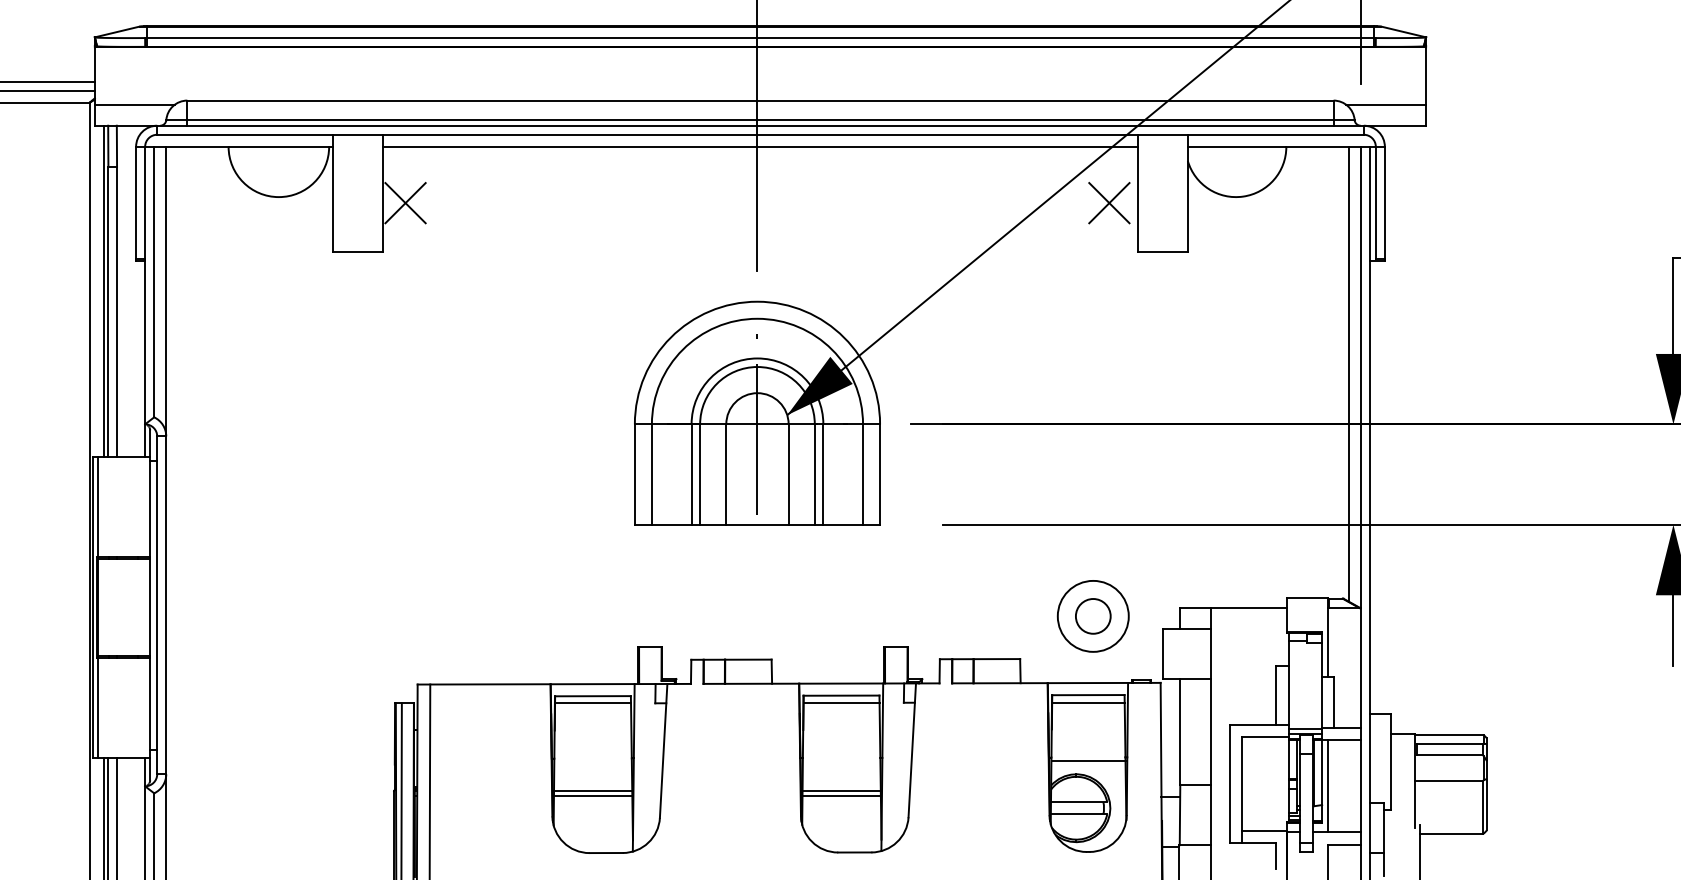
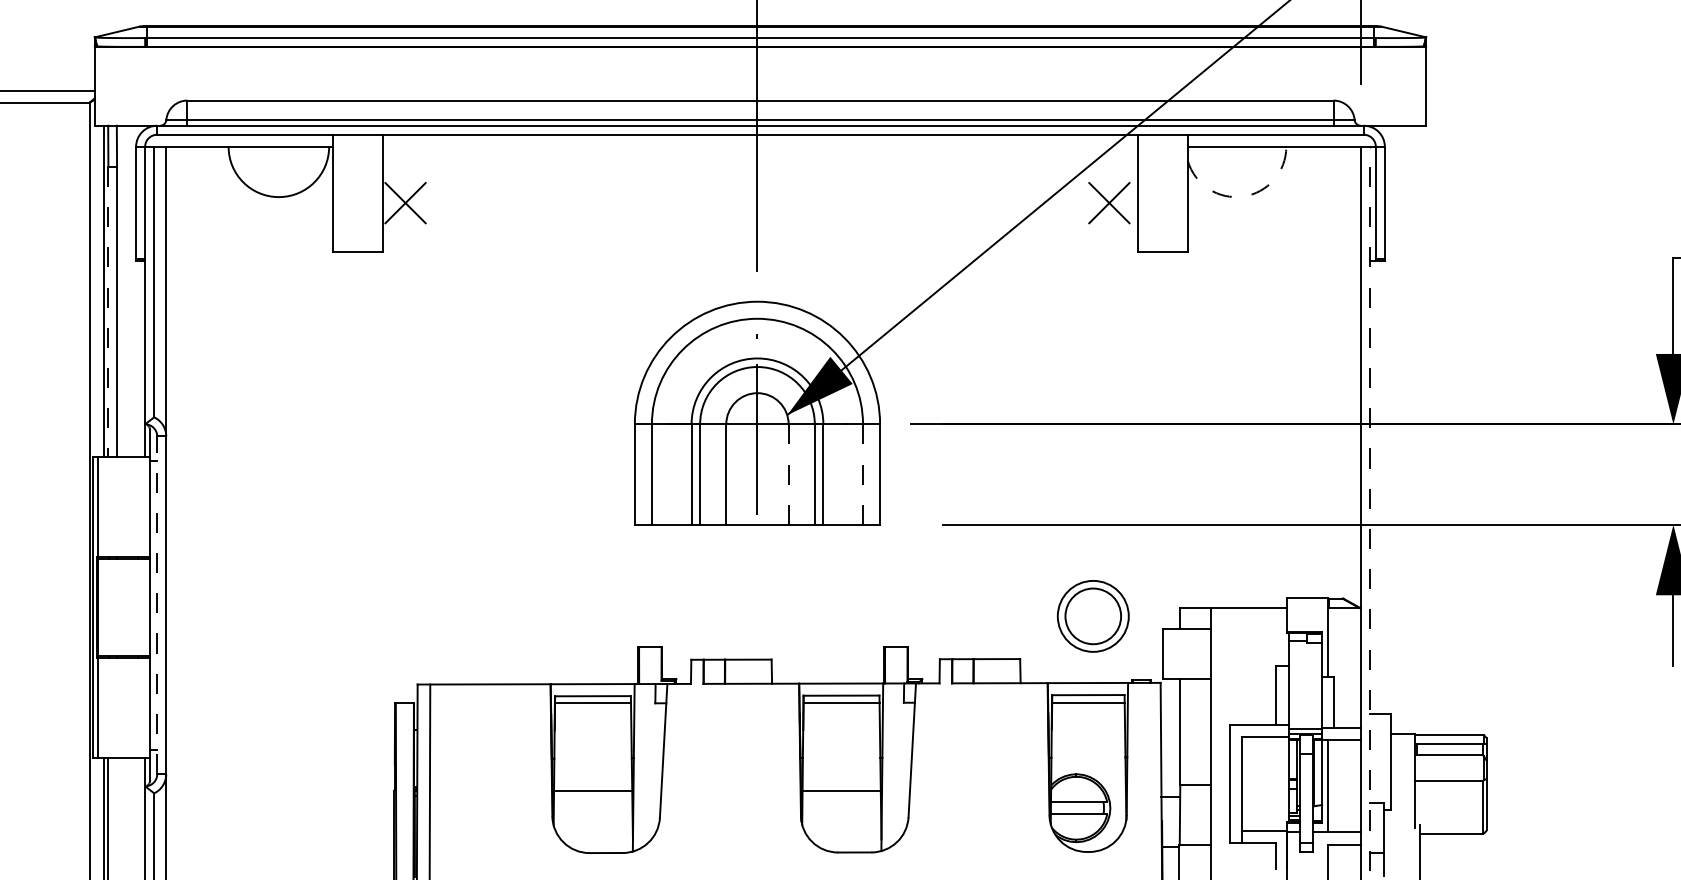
line: present -> none (48, 81)
line: present -> none (134, 104)
line: present -> none (1385, 104)
line: present -> none (760, 146)
arc: solid -> dashed (1243, 196)
line: solid -> dashed (108, 311)
line: present -> none (1348, 373)
line: solid -> dashed (788, 474)
line: solid -> dashed (863, 475)
line: solid -> dashed (1369, 512)
line: solid -> dashed (157, 605)
circle diameter: 35 px -> 56 px (1093, 616)
line: present -> none (1088, 760)
line: present -> none (401, 789)
line: present -> none (593, 796)
line: present -> none (841, 796)
line: present -> none (117, 817)
